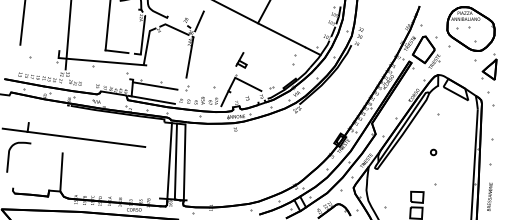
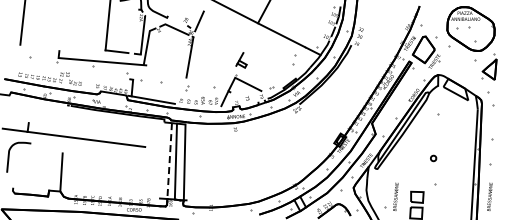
line: present -> none (68, 35)
line: present -> none (154, 85)
part position: (433, 152) -> (433, 158) (433, 158)
line: solid -> dashed (169, 161)
line: none -> present (395, 196)
